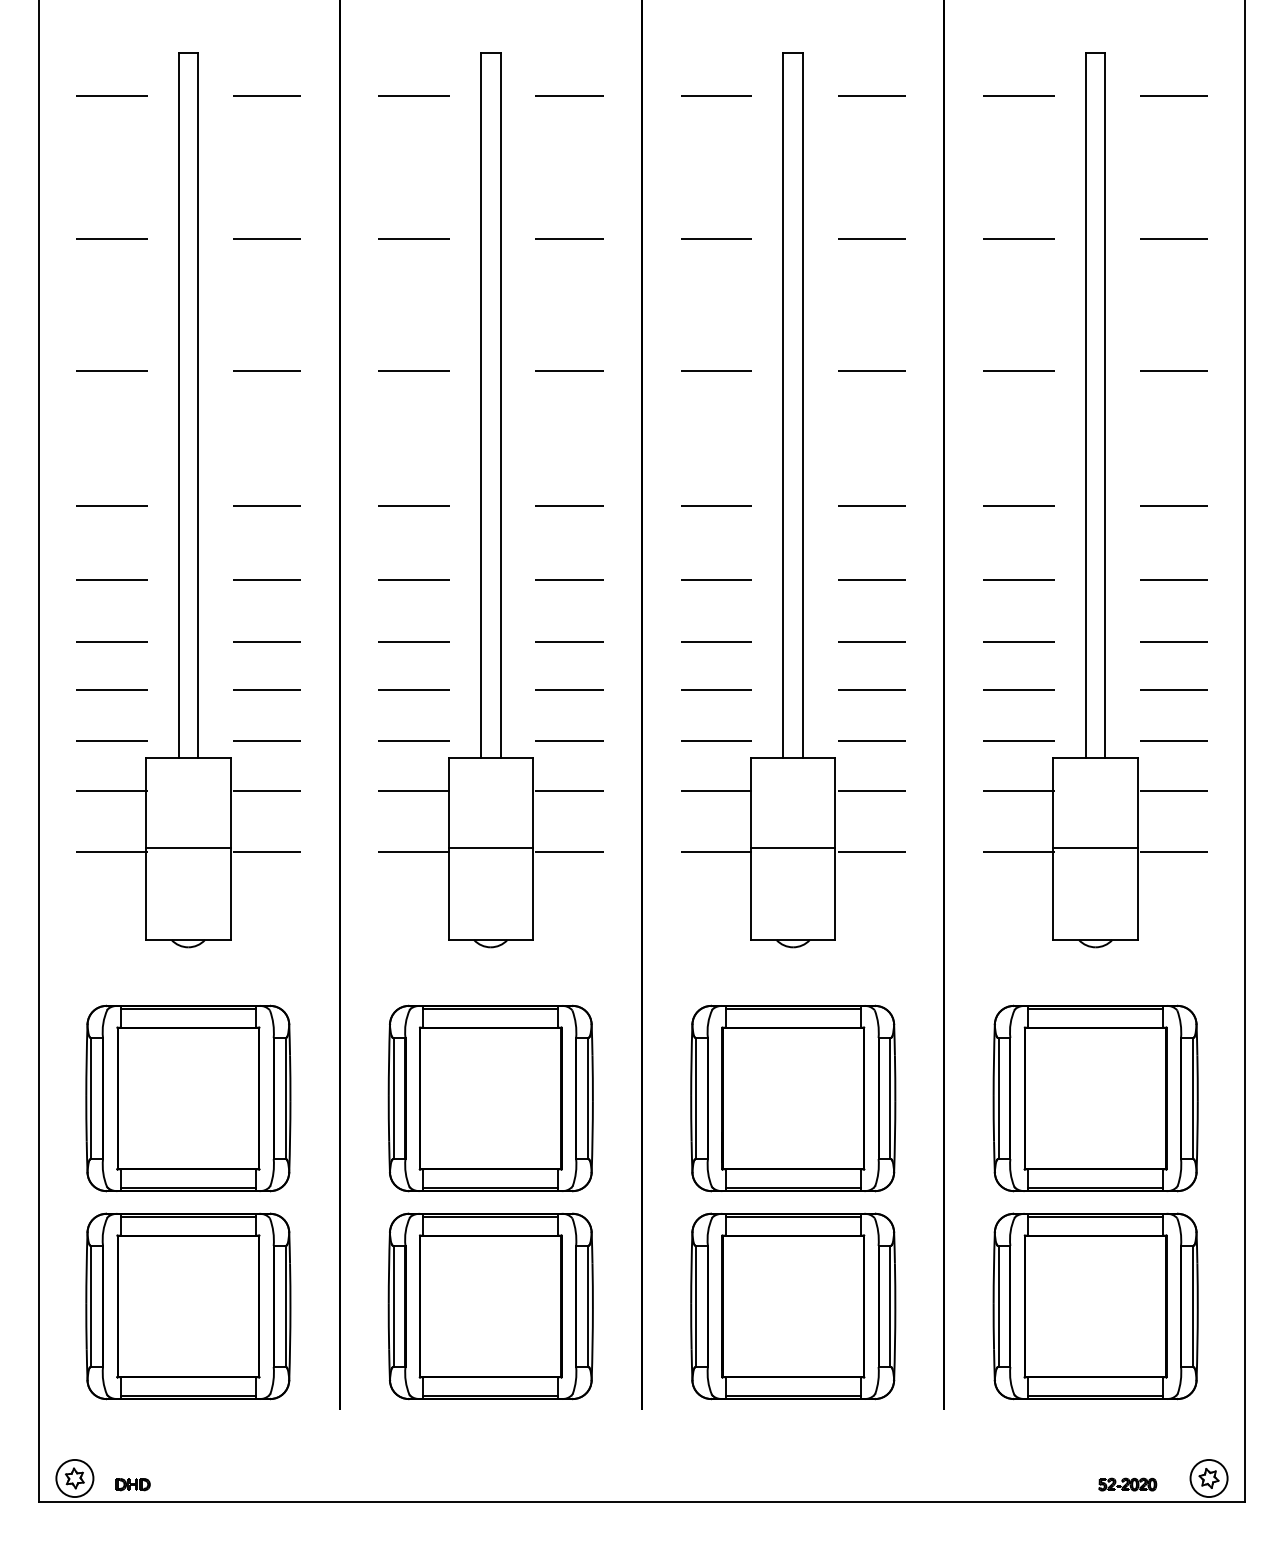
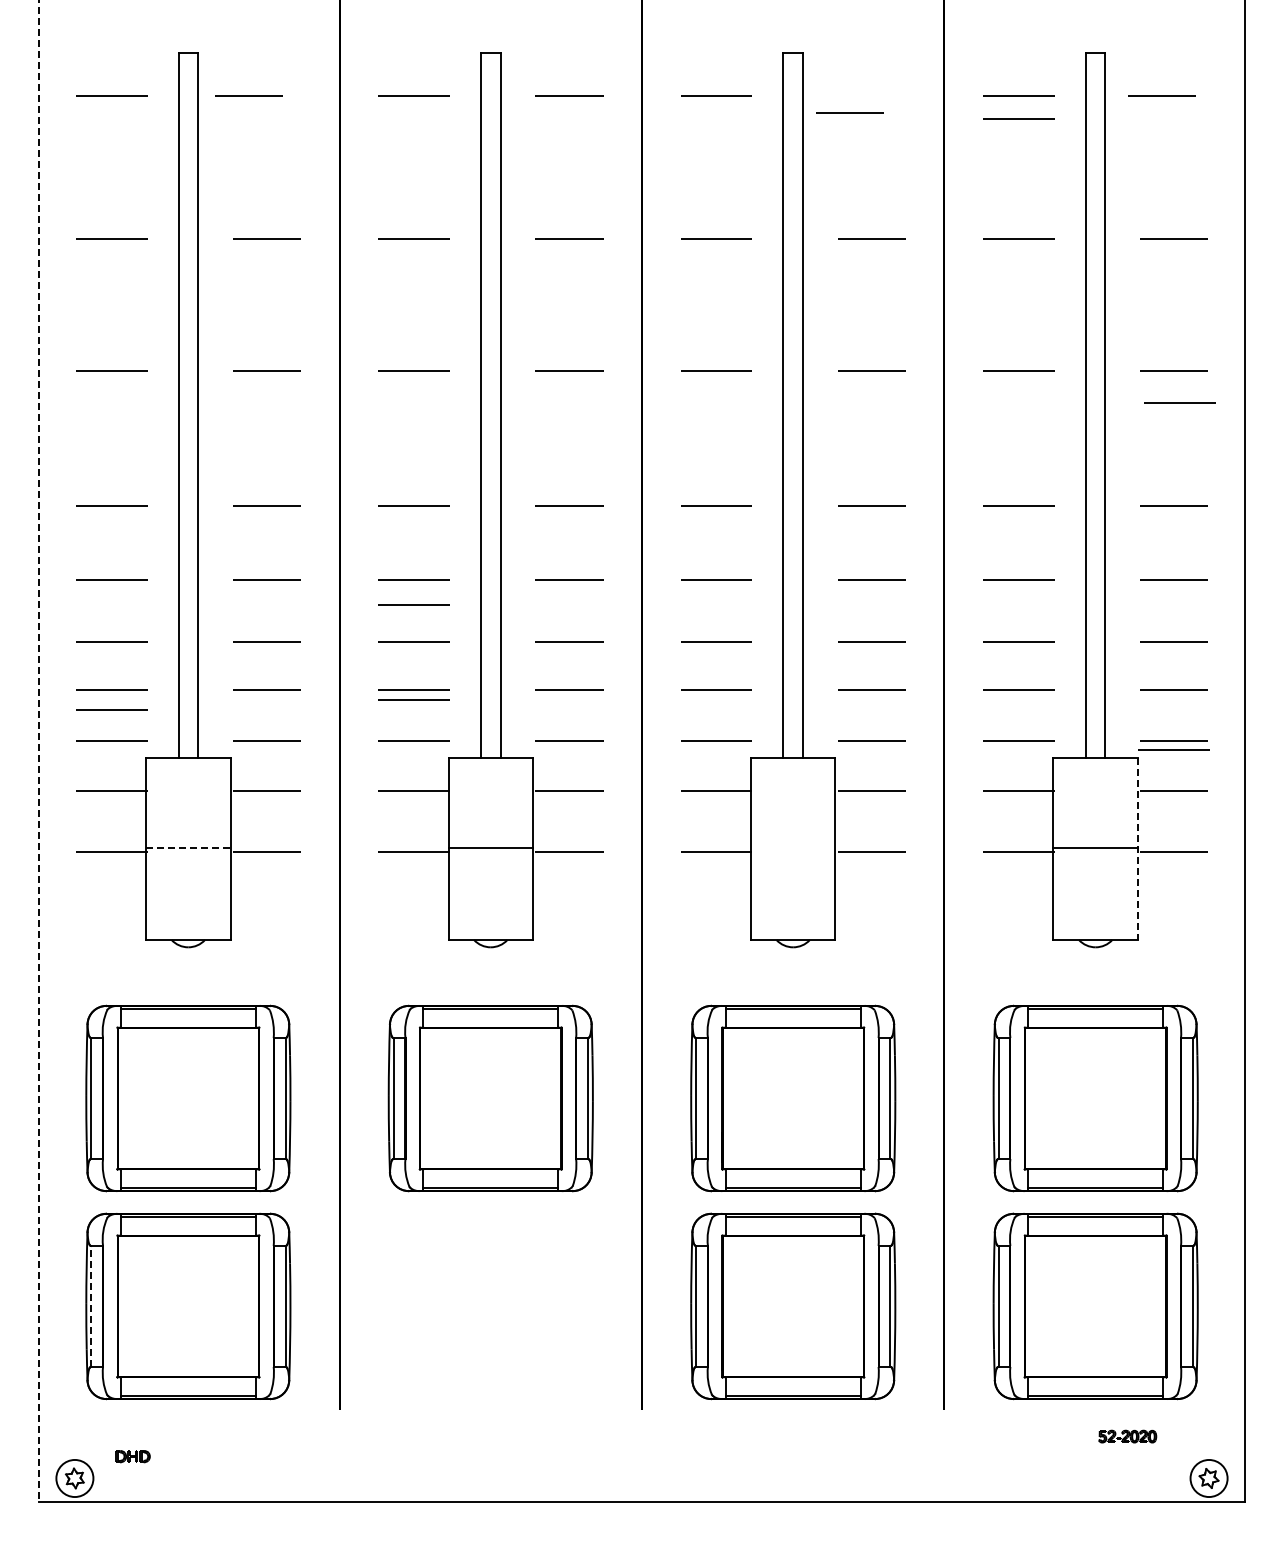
line position: (266, 95) -> (248, 95) (248, 95)
line position: (871, 95) -> (849, 112) (849, 112)
line position: (1173, 95) -> (1161, 95) (1161, 95)
line: none -> present (1018, 118)
line: none -> present (1179, 402)
line: none -> present (413, 604)
line: none -> present (413, 699)
line: none -> present (111, 709)
line: none -> present (1173, 749)
line: solid -> dashed (38, 750)
line: solid -> dashed (188, 847)
line: present -> none (793, 847)
line: solid -> dashed (1137, 849)
line: solid -> dashed (91, 1305)
part: present -> none (490, 1306)
part position: (132, 1484) -> (132, 1456) (132, 1456)
part position: (1127, 1484) -> (1127, 1436) (1127, 1436)
